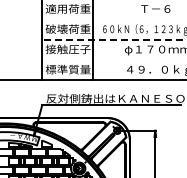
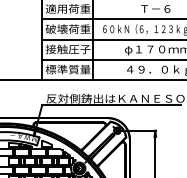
line: none -> present (112, 19)
line: dashed -> solid (113, 39)
line: none -> present (112, 59)
